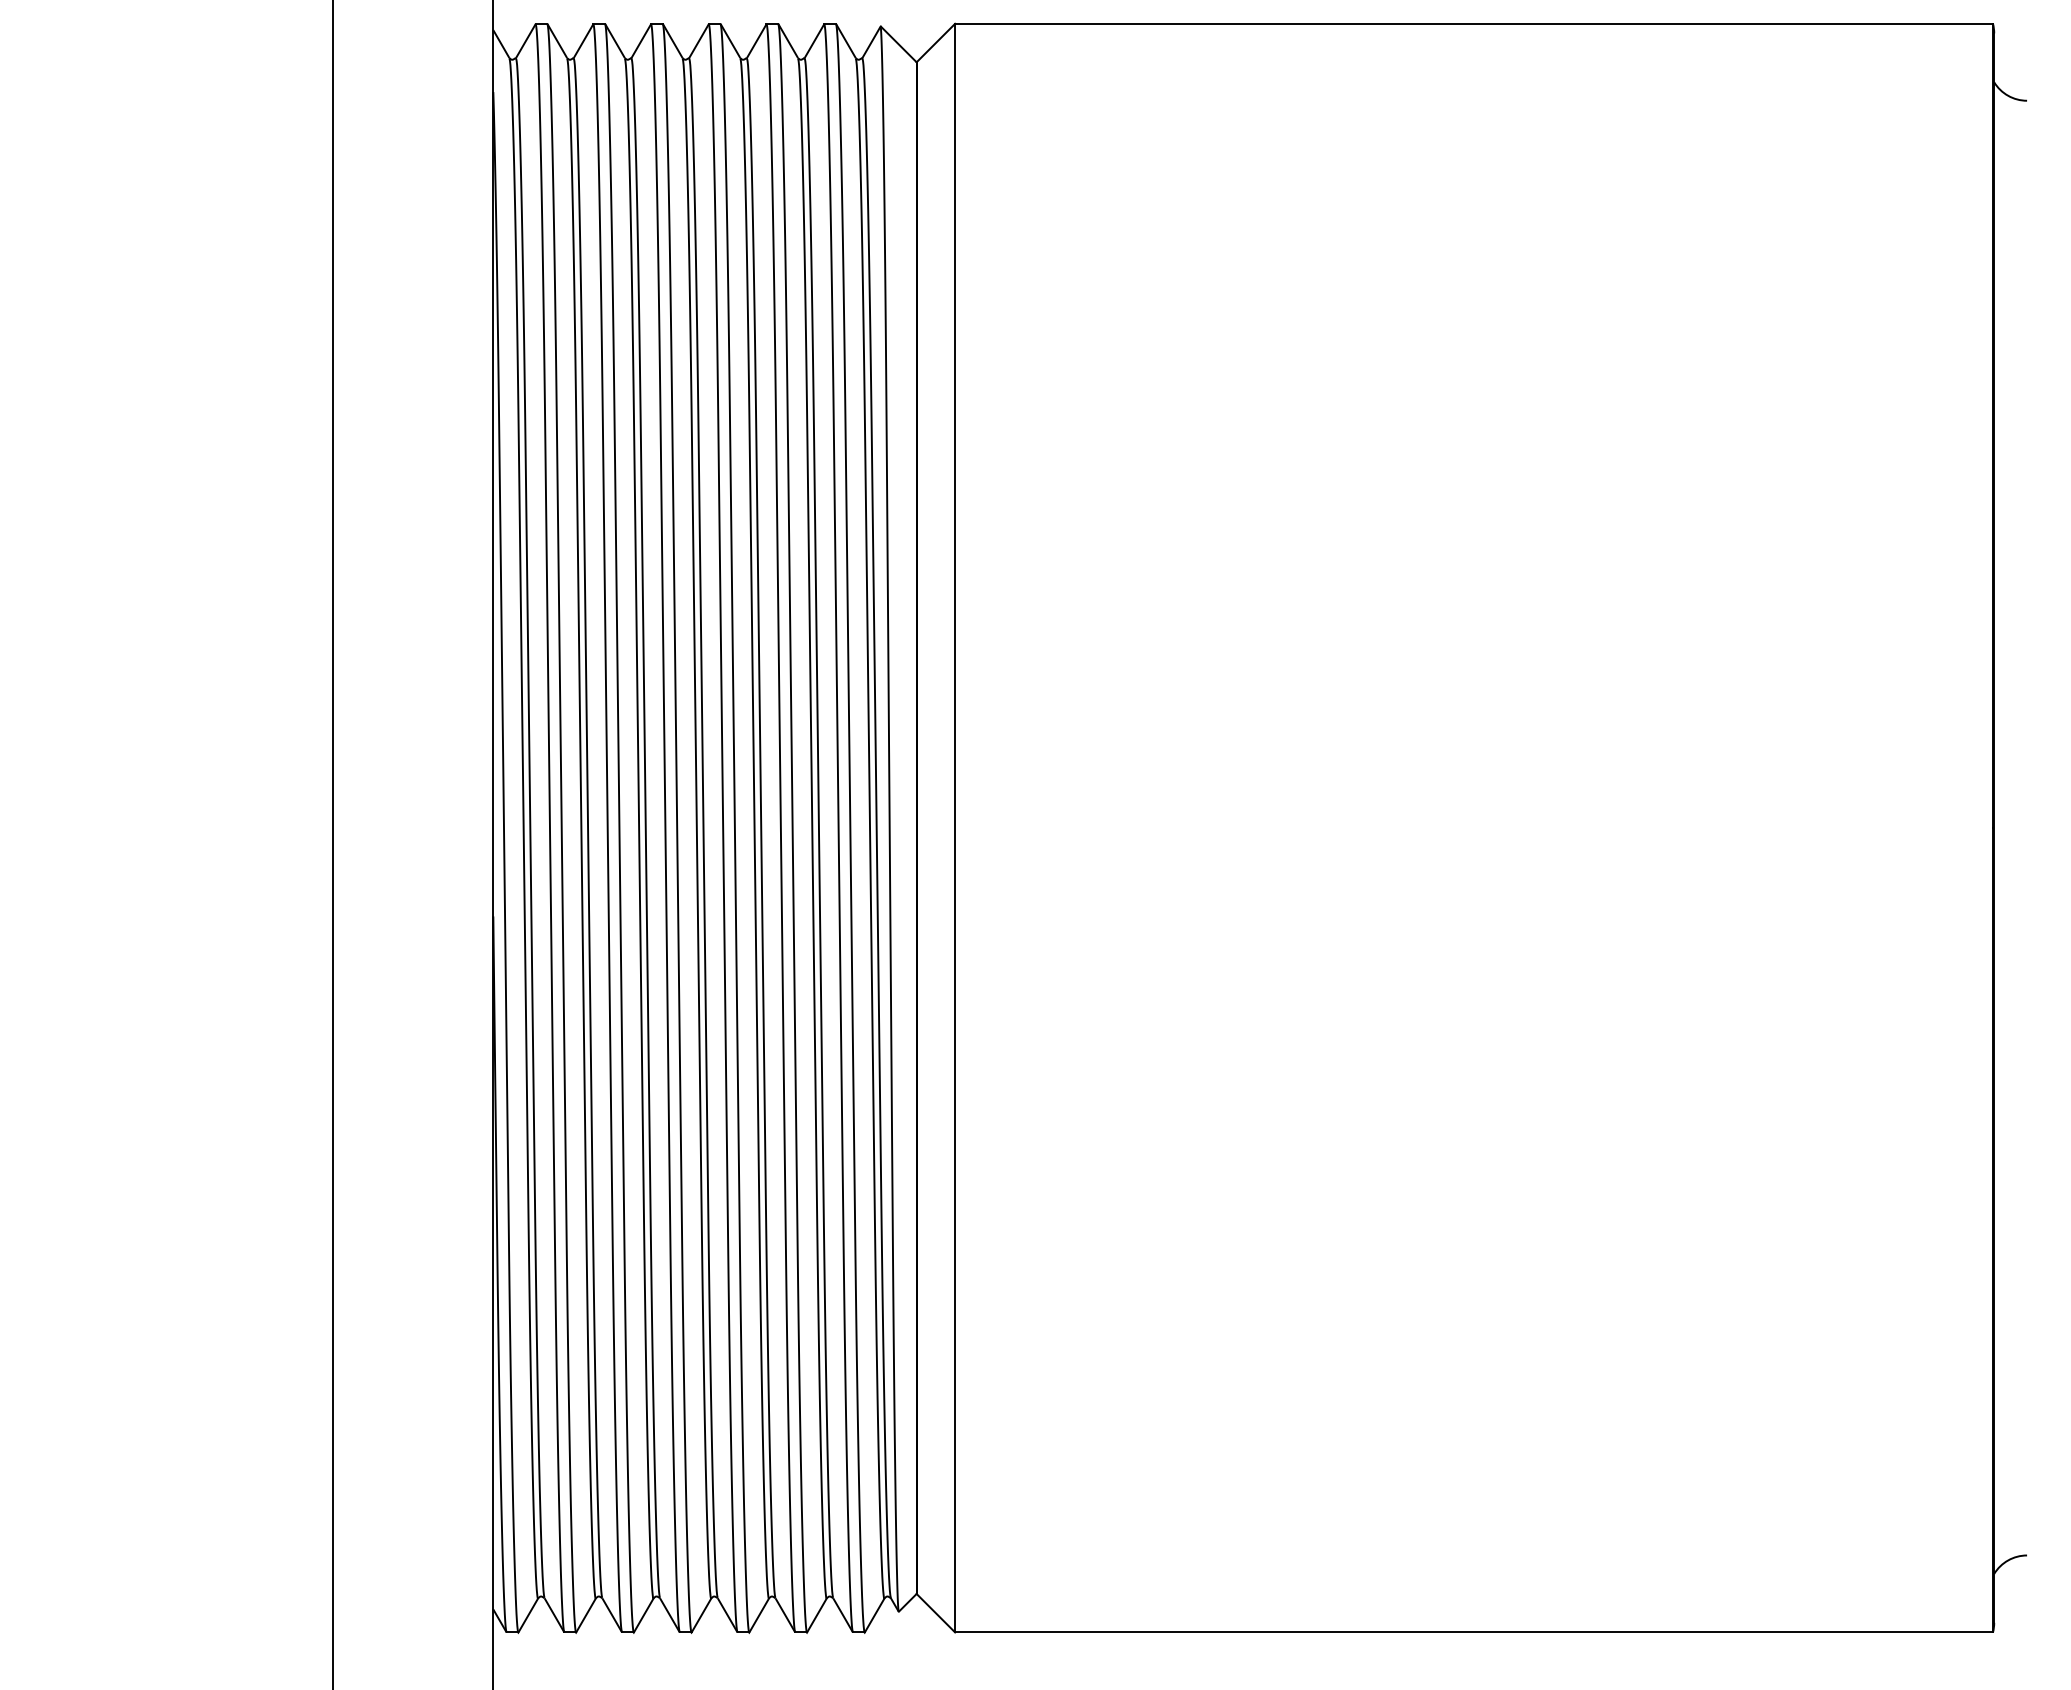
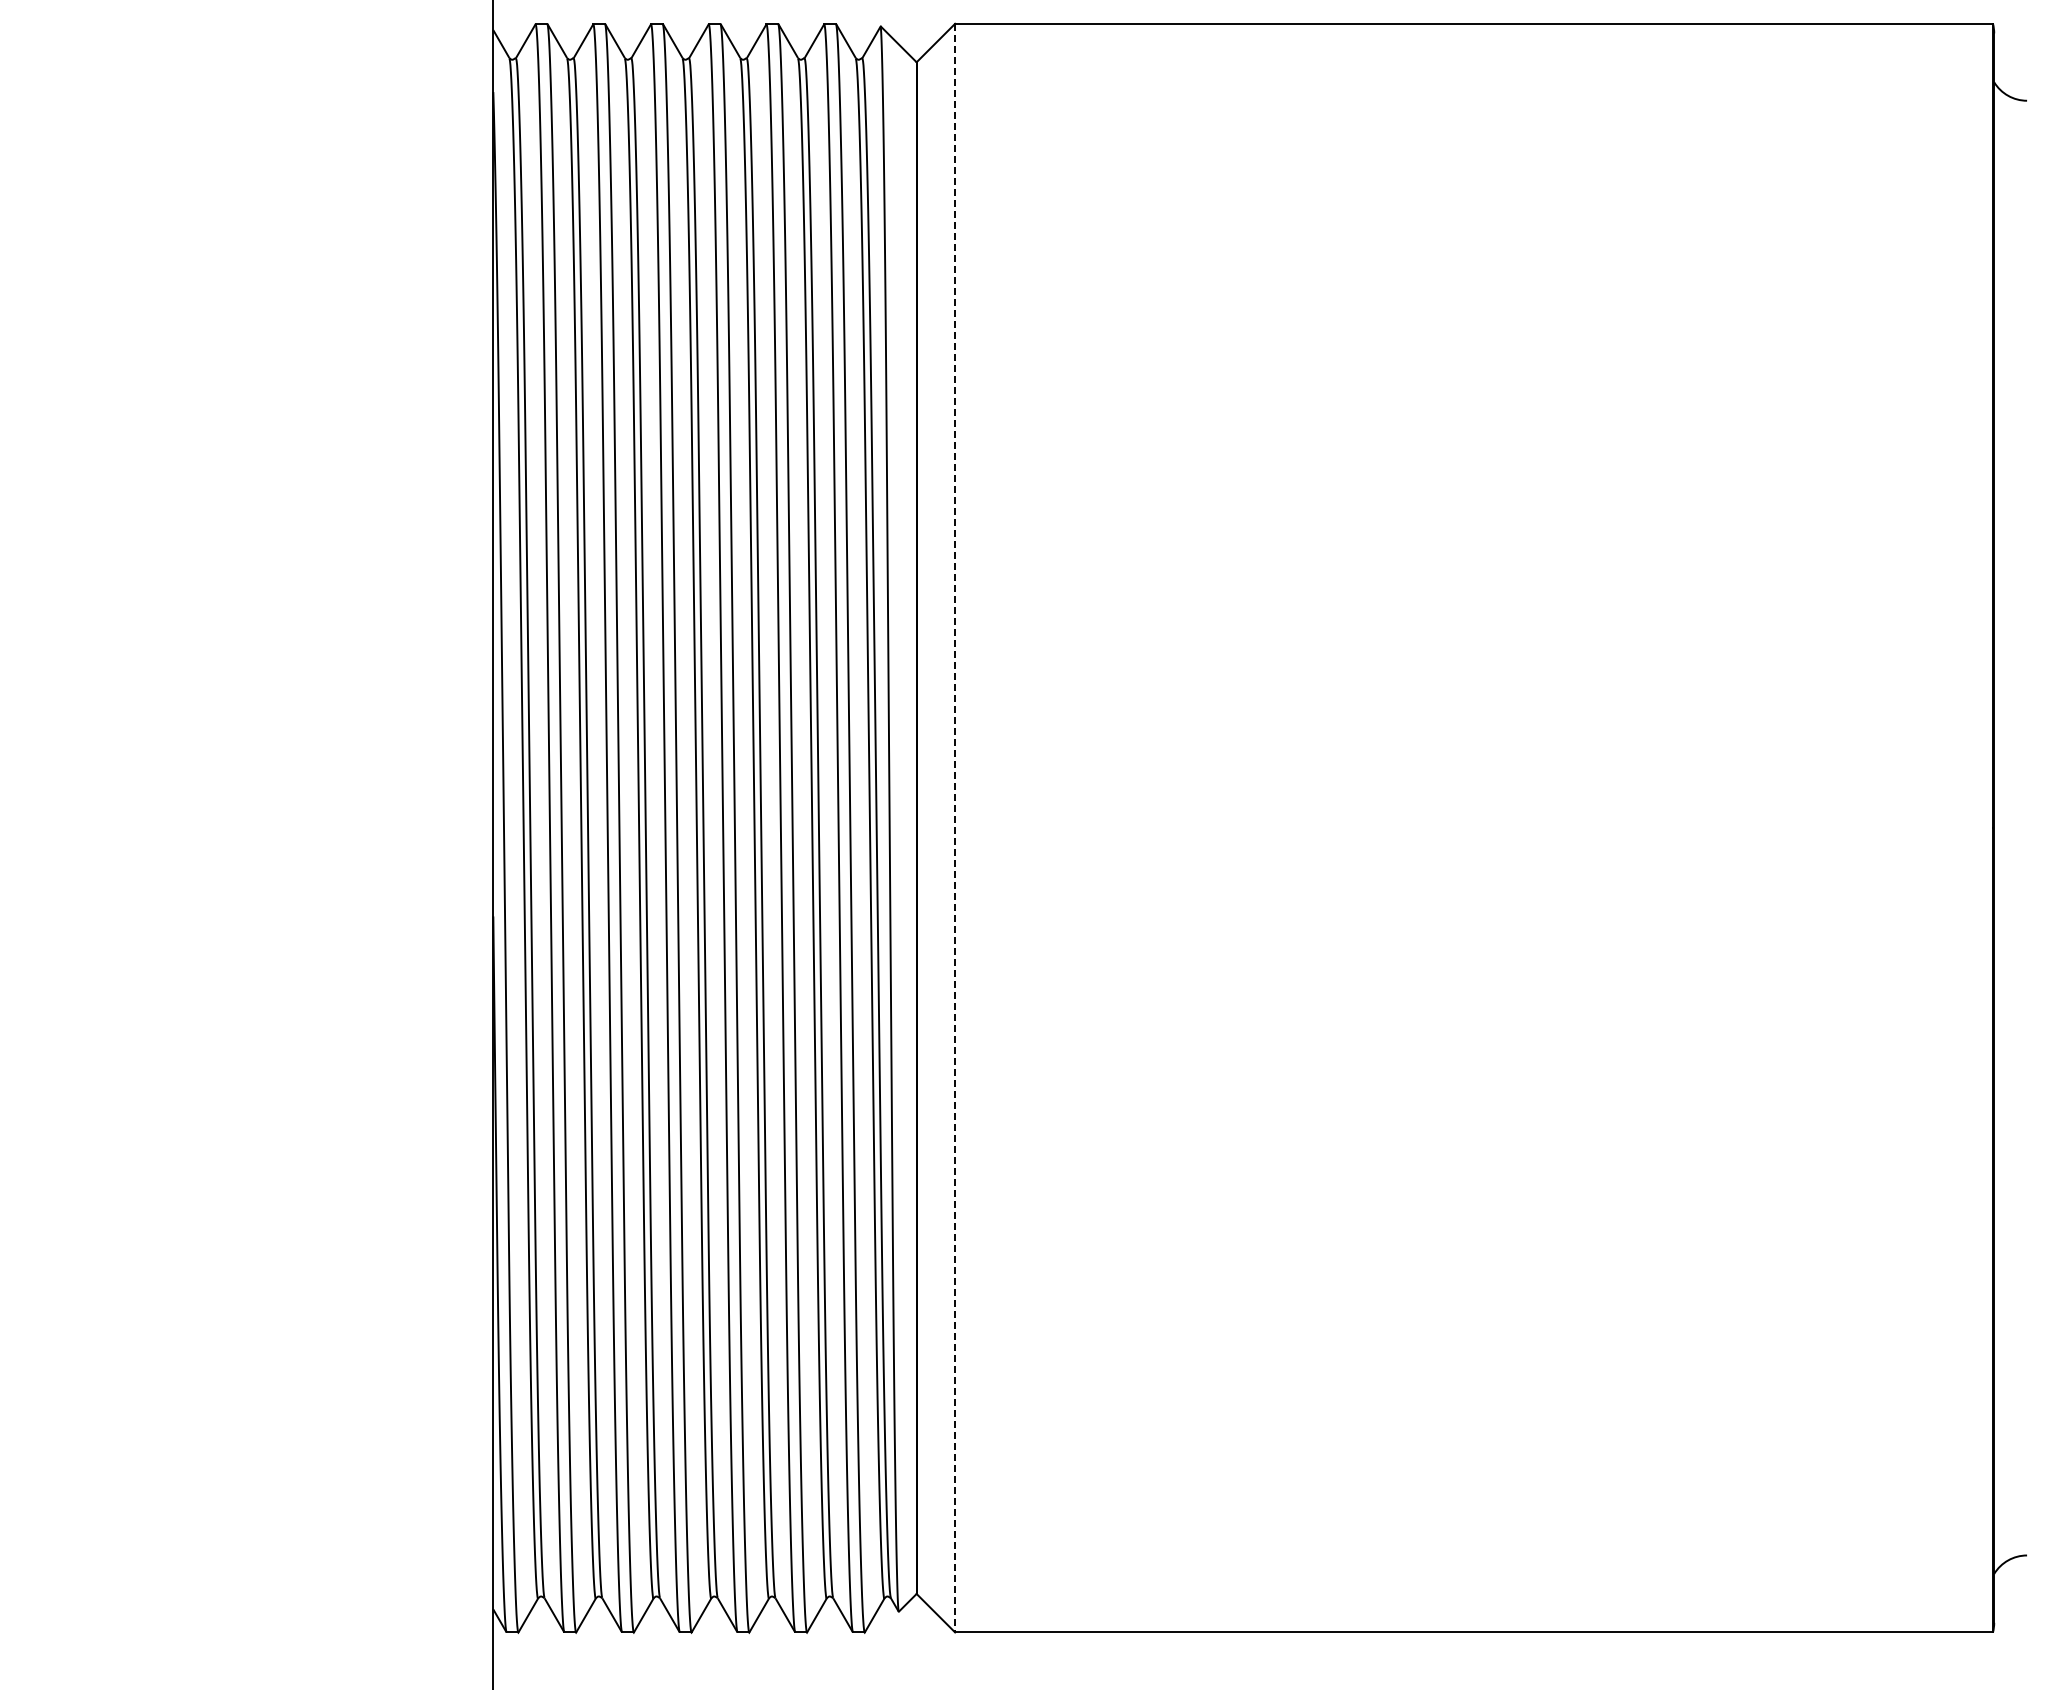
line: solid -> dashed (955, 828)
line: present -> none (332, 844)
